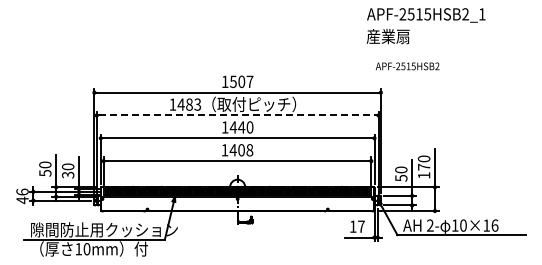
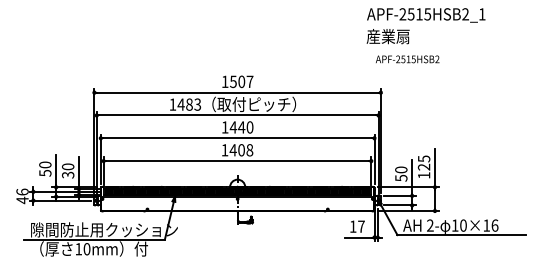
text position: (407, 66) -> (407, 59) (407, 59)
line: dashed -> solid (237, 115)
text: 170 -> 125 (423, 162)
